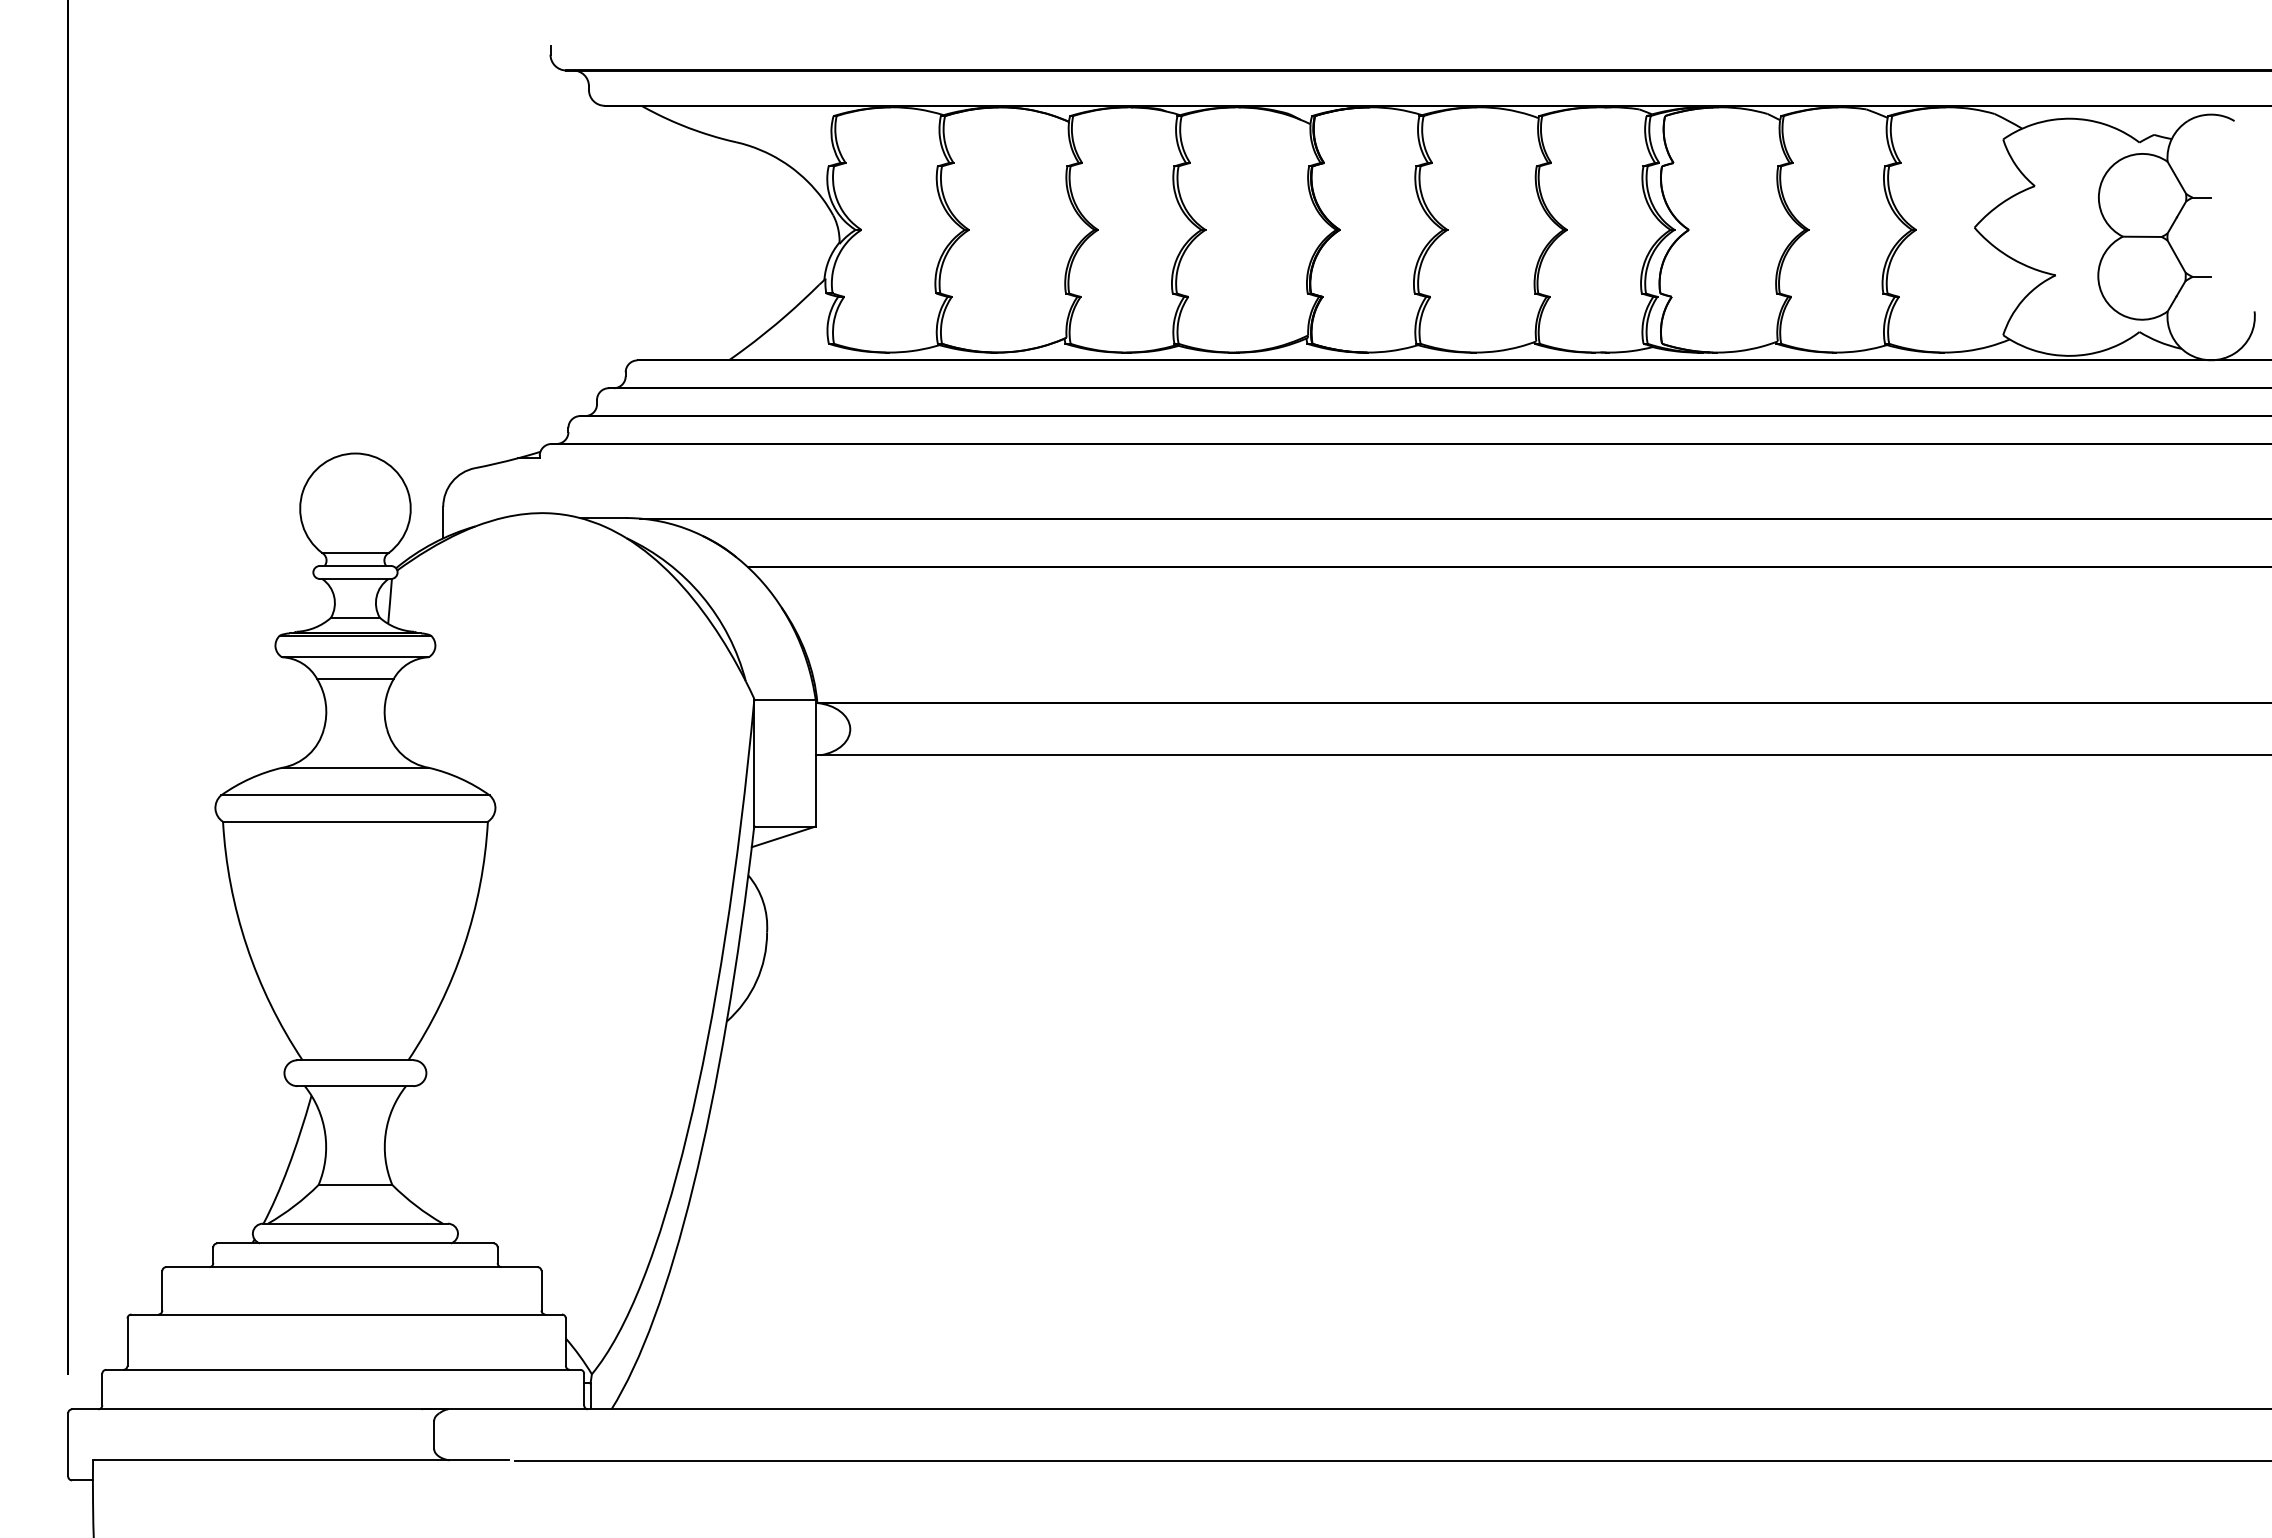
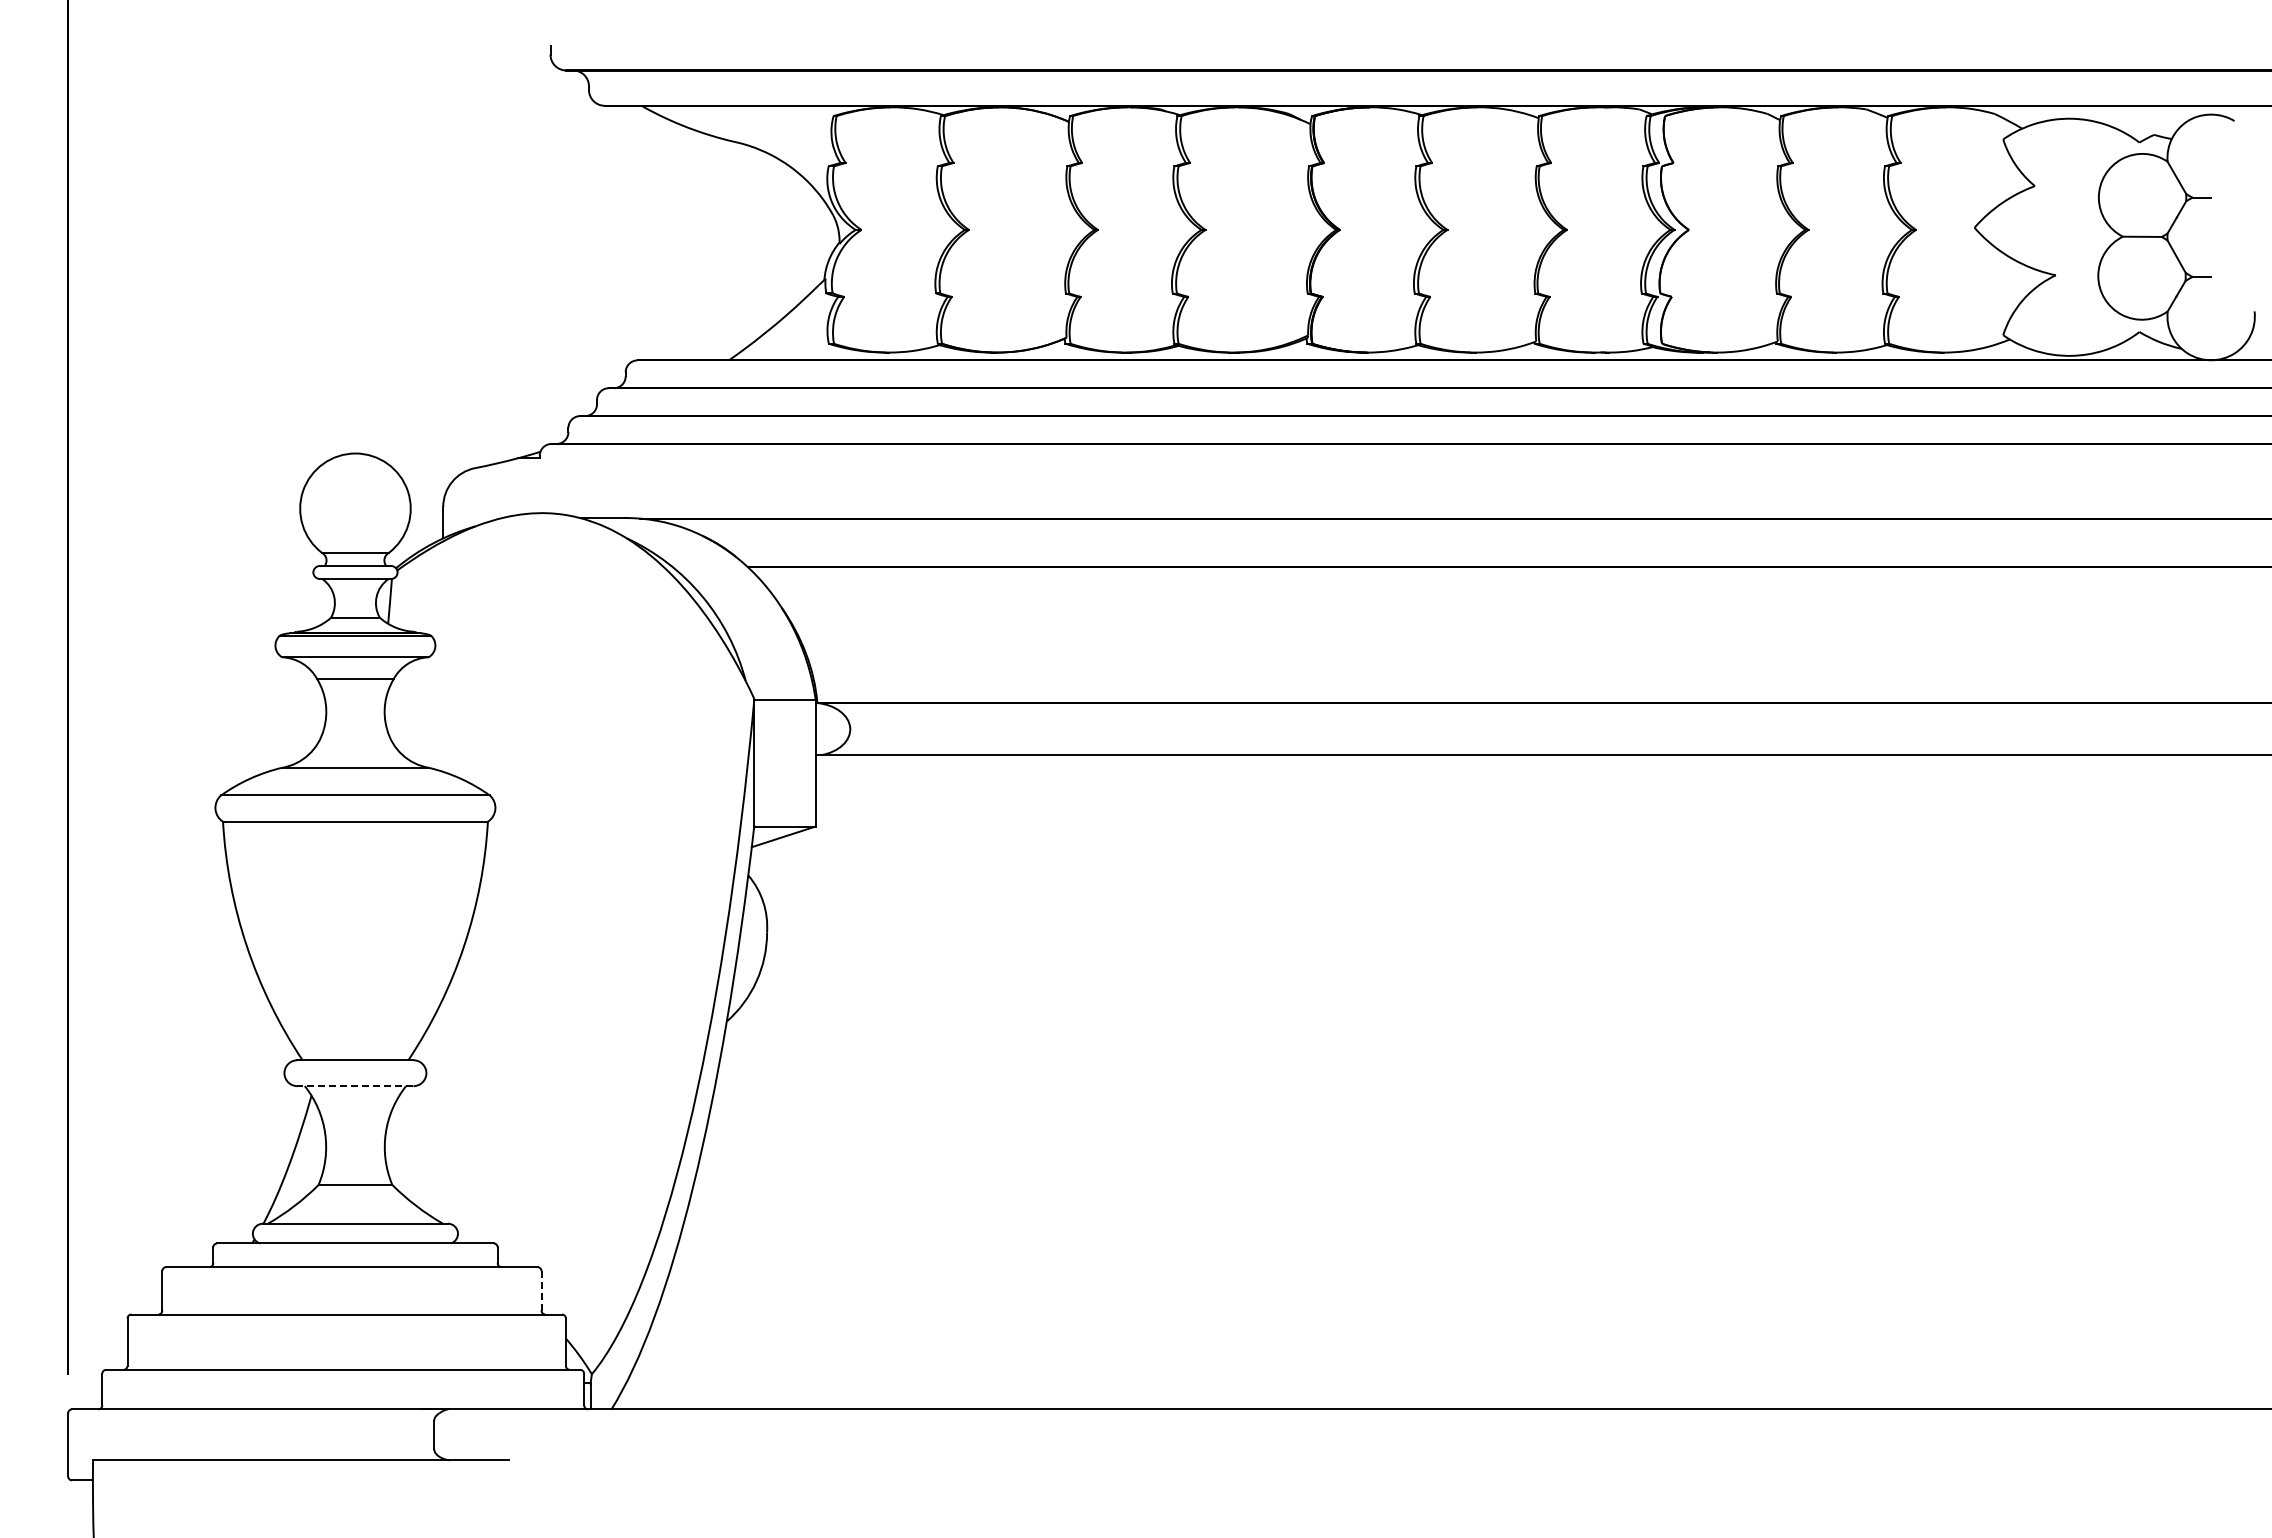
line: solid -> dashed (354, 1086)
line: solid -> dashed (541, 1290)
line: present -> none (1391, 1460)
